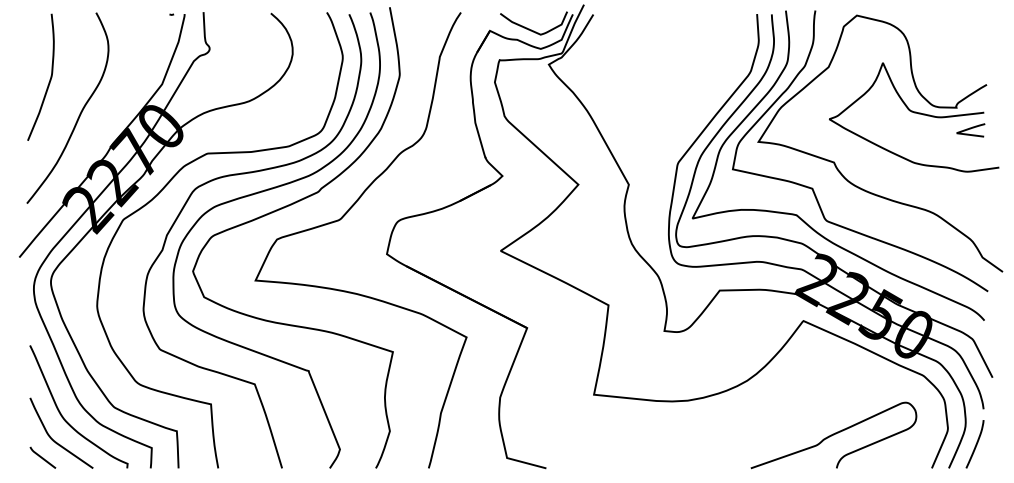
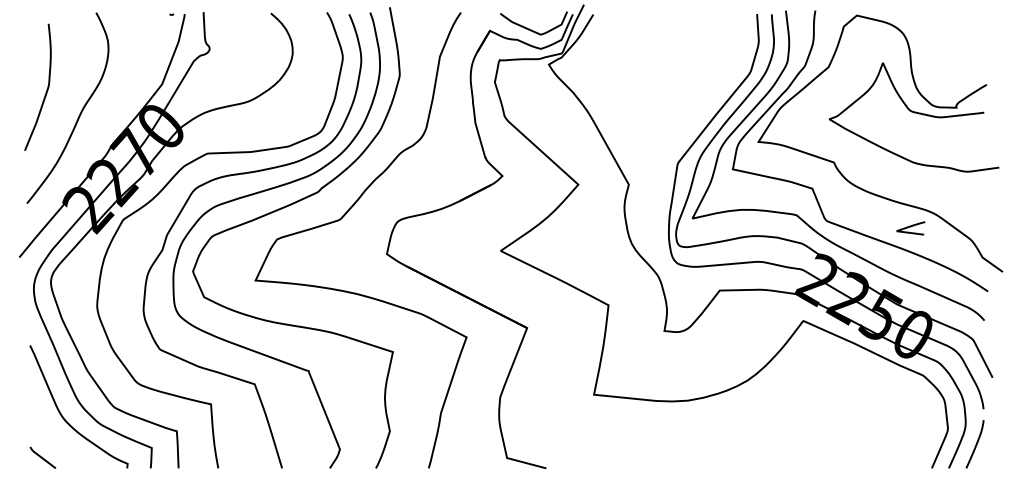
curve position: (49, 79) -> (46, 89) (46, 89)
curve position: (970, 129) -> (910, 227) (910, 227)
curve: present -> none (833, 435)
curve: present -> none (56, 441)
